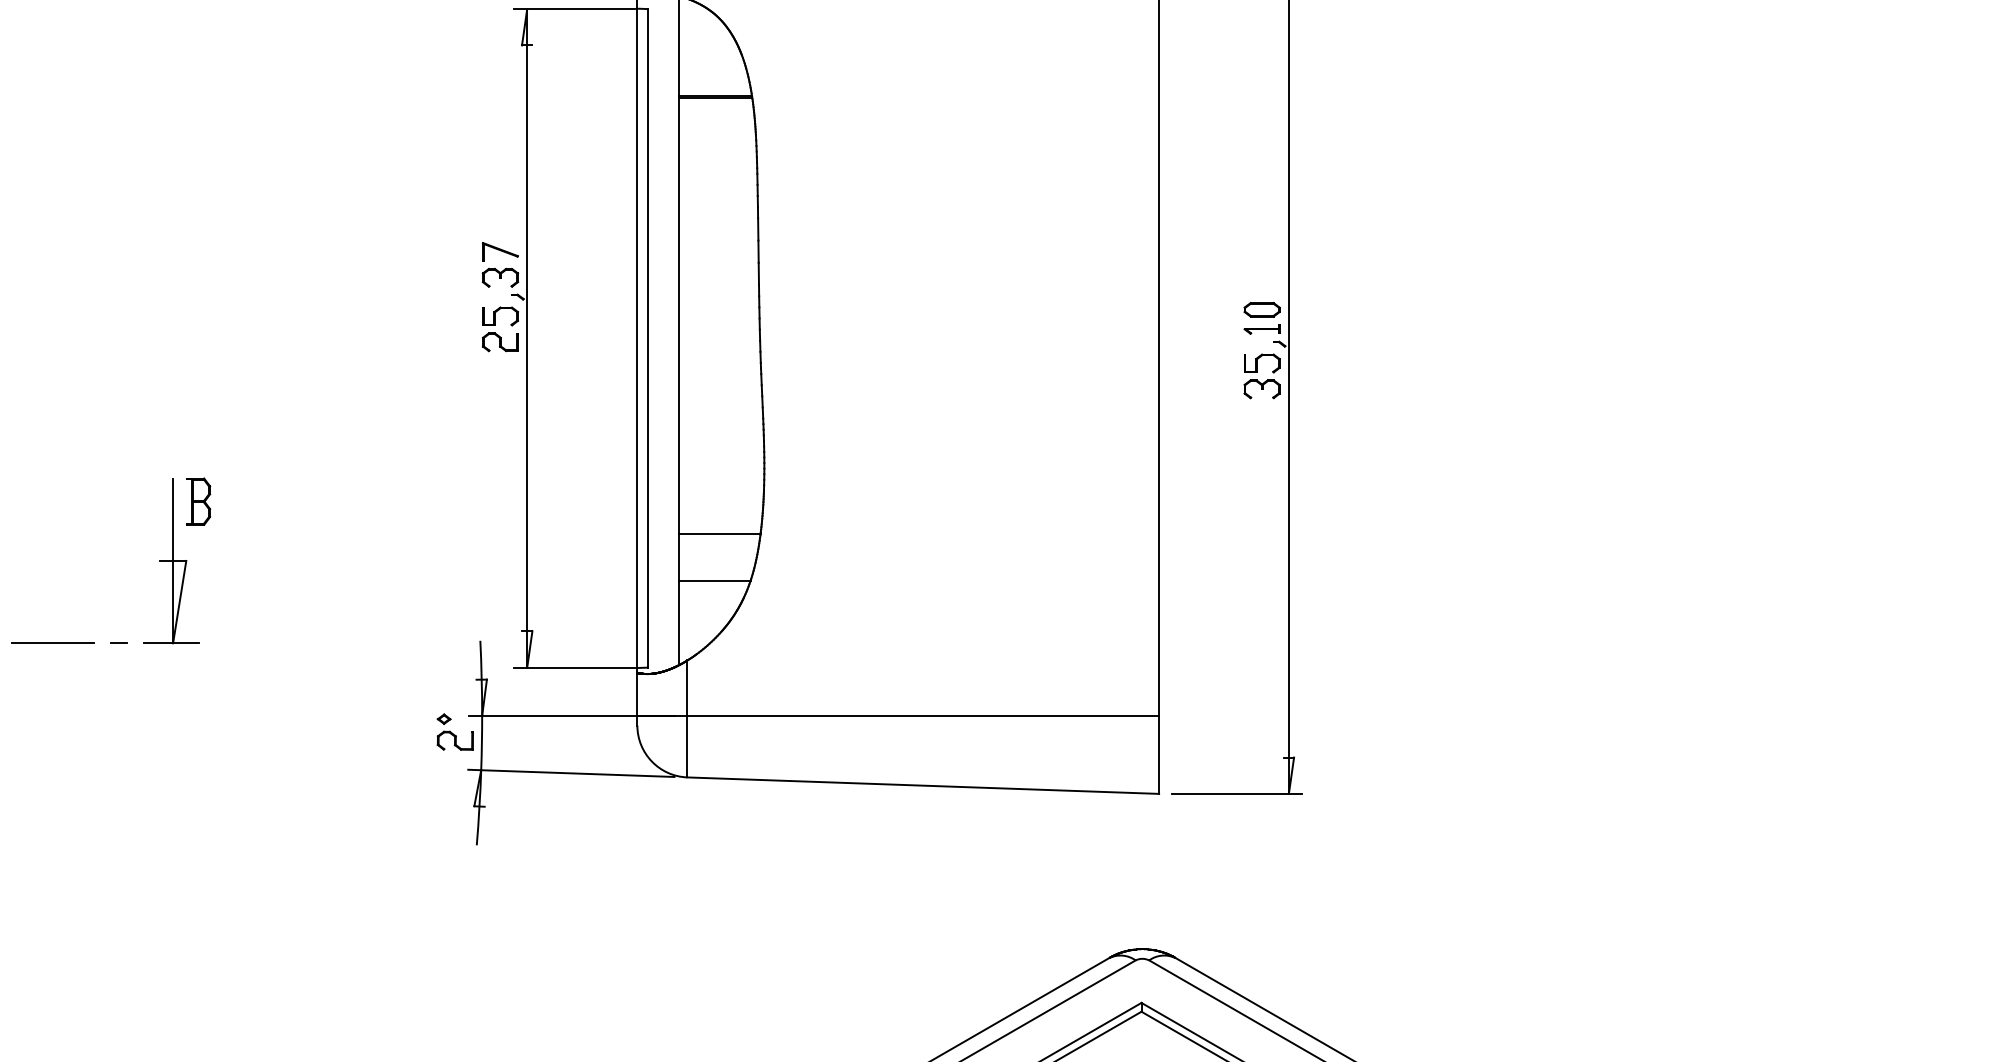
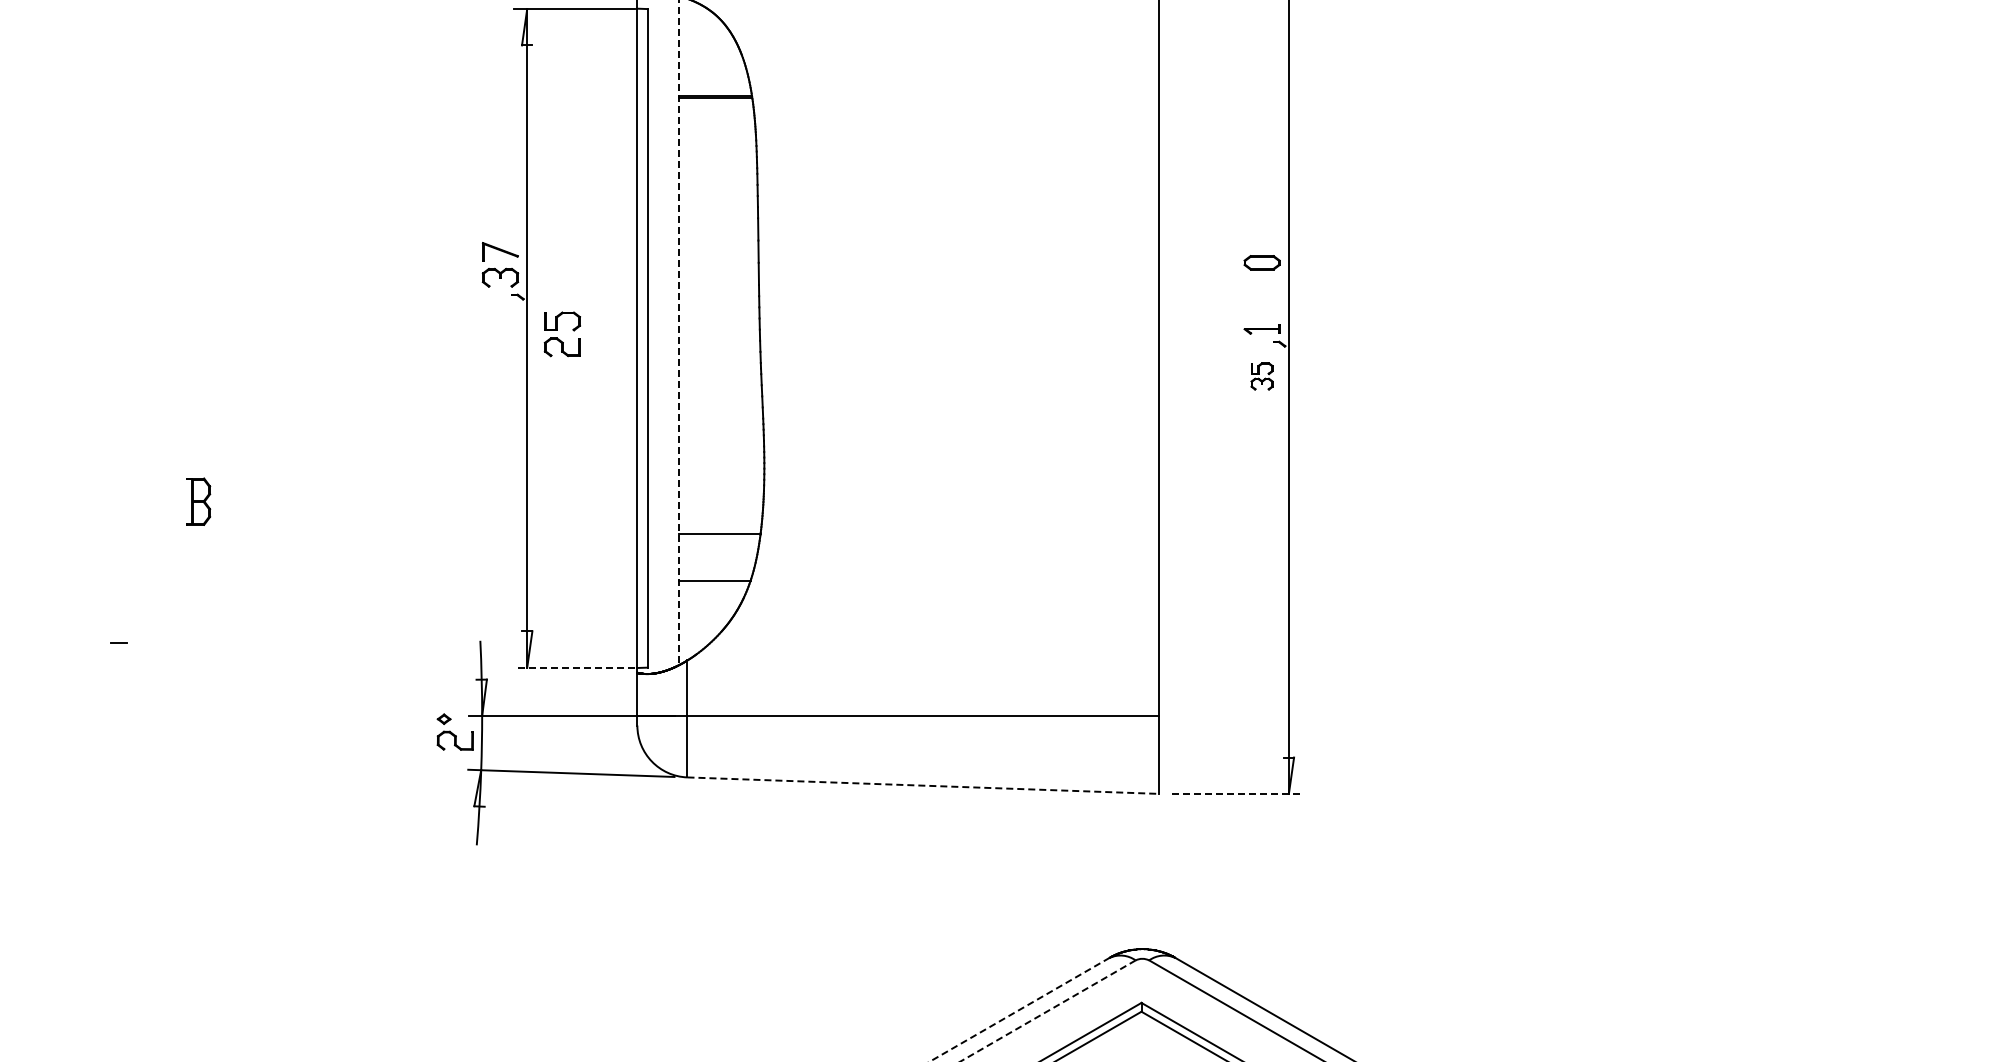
part position: (1261, 309) -> (1261, 262) (1261, 262)
part position: (499, 329) -> (561, 334) (561, 334)
line: solid -> dashed (678, 332)
part size: 38x47 px -> 24x29 px (1261, 376)
part: present -> none (171, 561)
line: present -> none (52, 643)
line: solid -> dashed (574, 667)
line: solid -> dashed (923, 785)
line: solid -> dashed (1236, 793)
line: solid -> dashed (1019, 1009)
line: solid -> dashed (1047, 1011)
